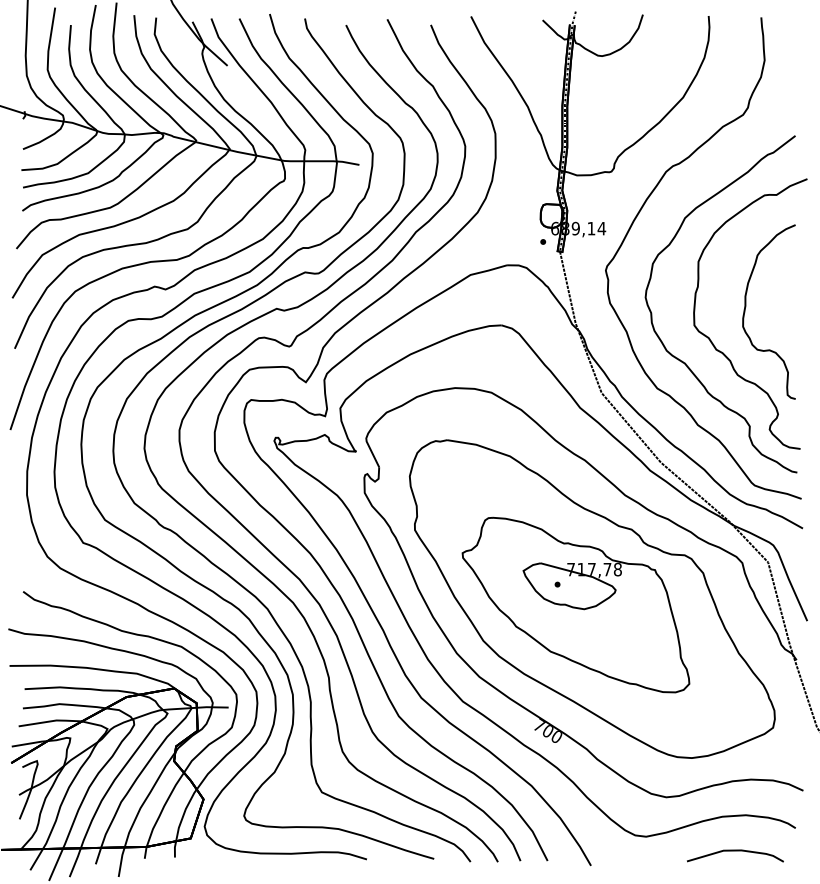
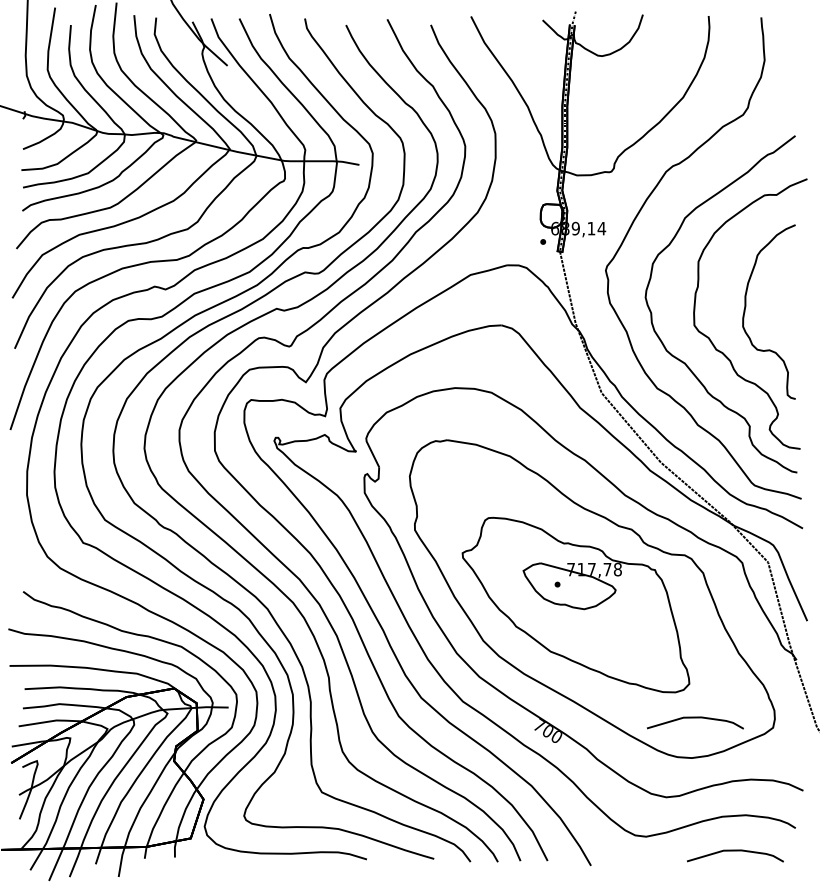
curve: none -> present (695, 718)
